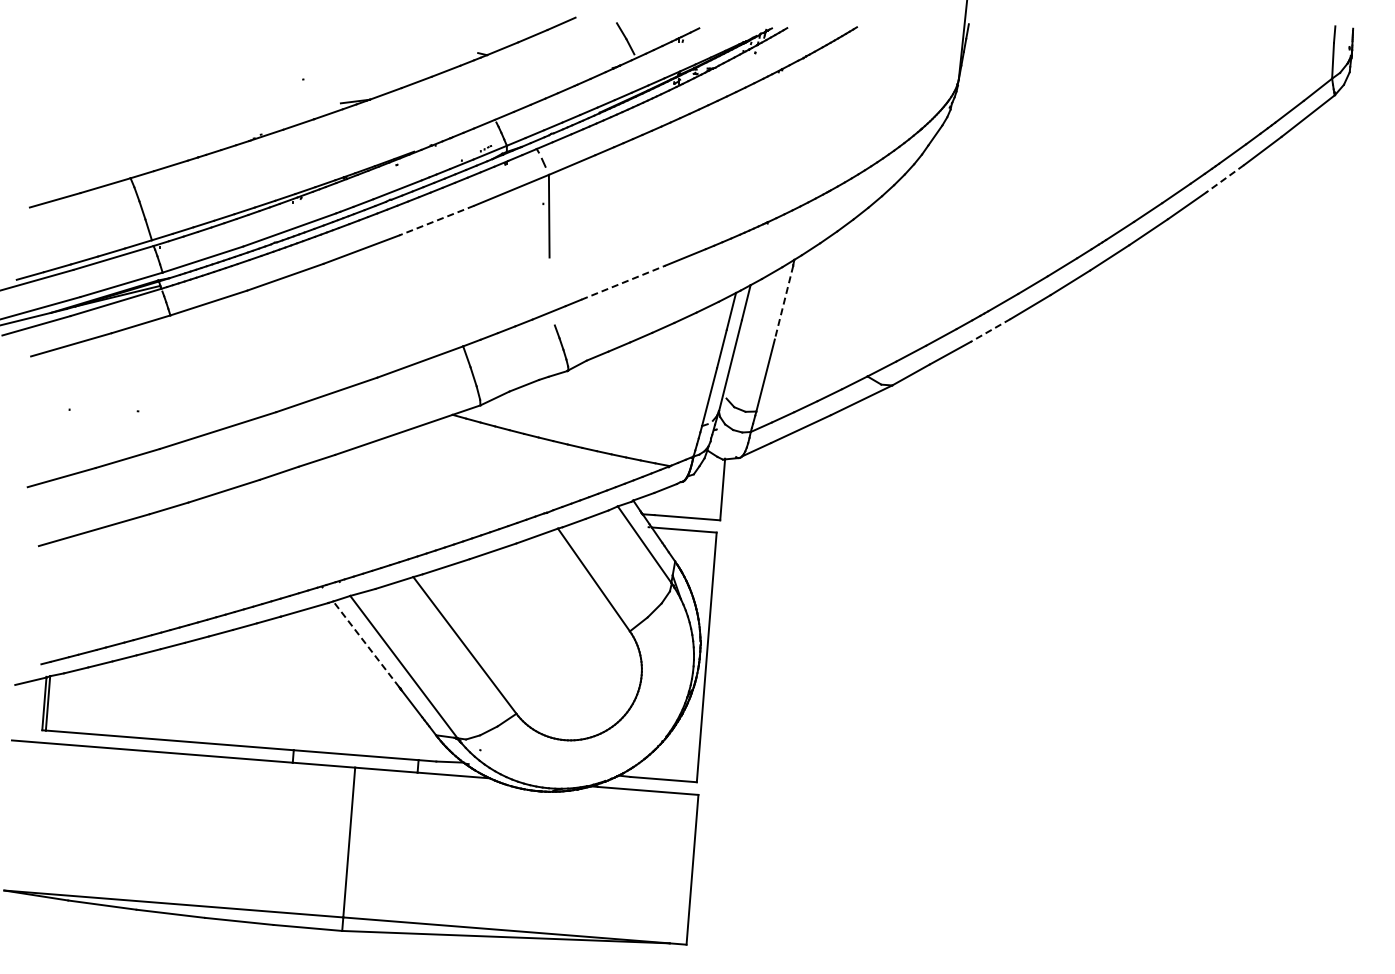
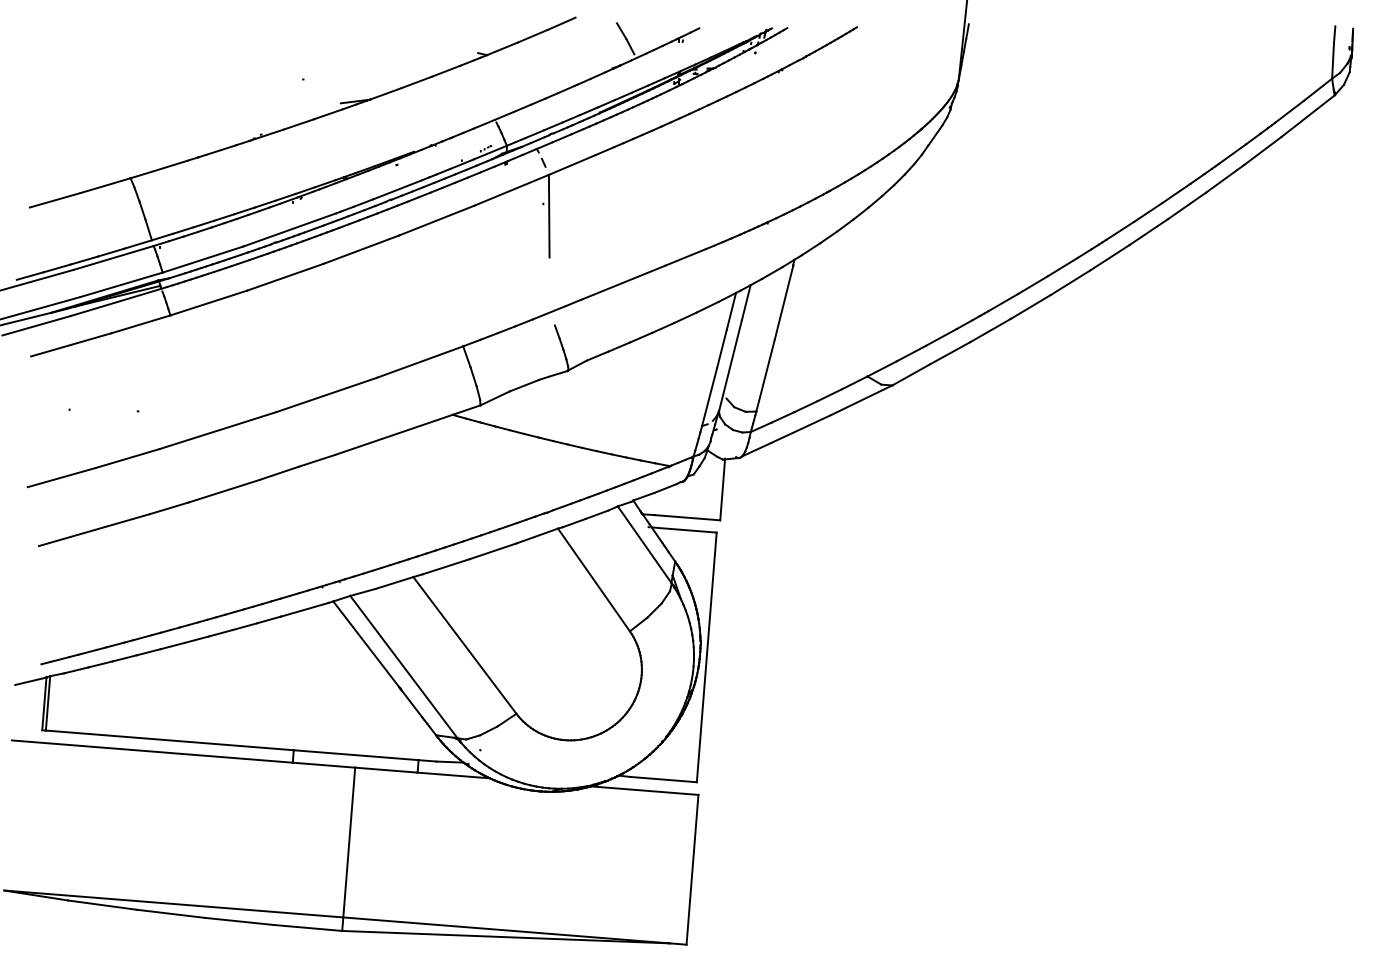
line: dashed -> solid (1224, 179)
line: dashed -> solid (436, 220)
line: dashed -> solid (623, 282)
line: dashed -> solid (783, 303)
line: dashed -> solid (990, 330)
line: dashed -> solid (366, 643)
